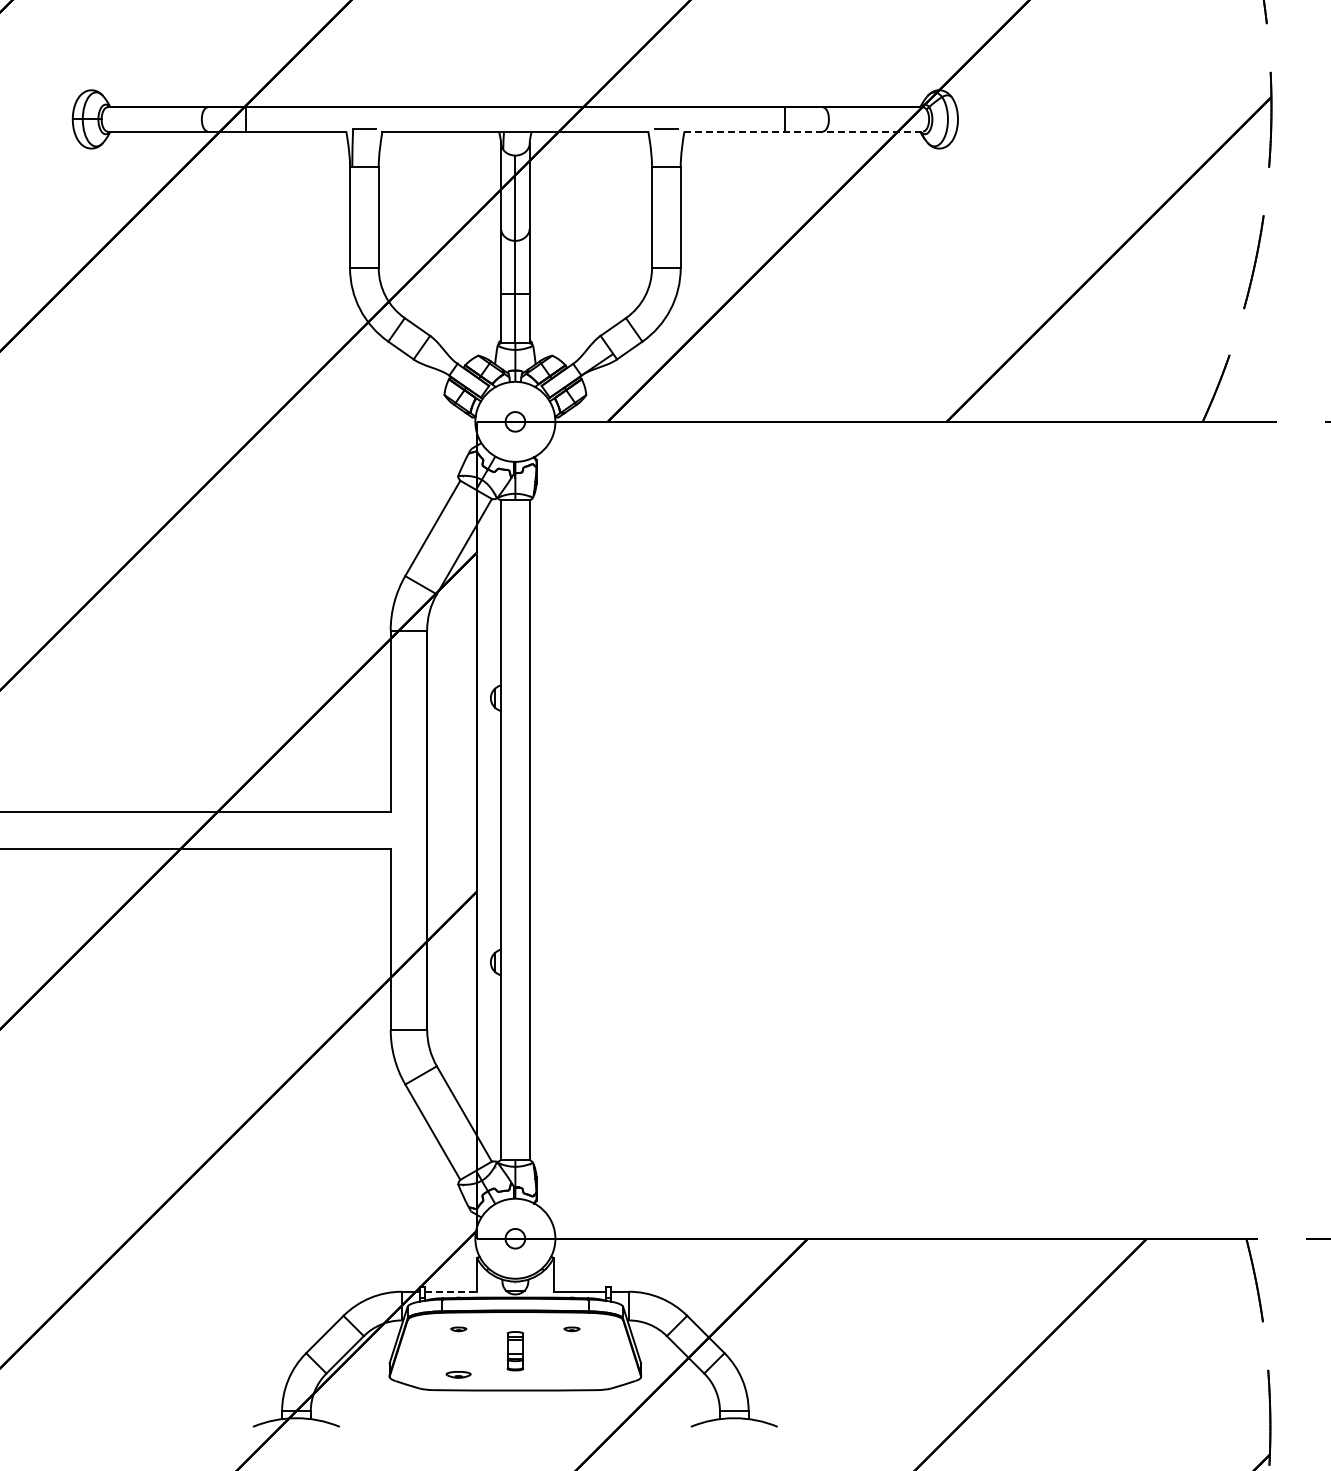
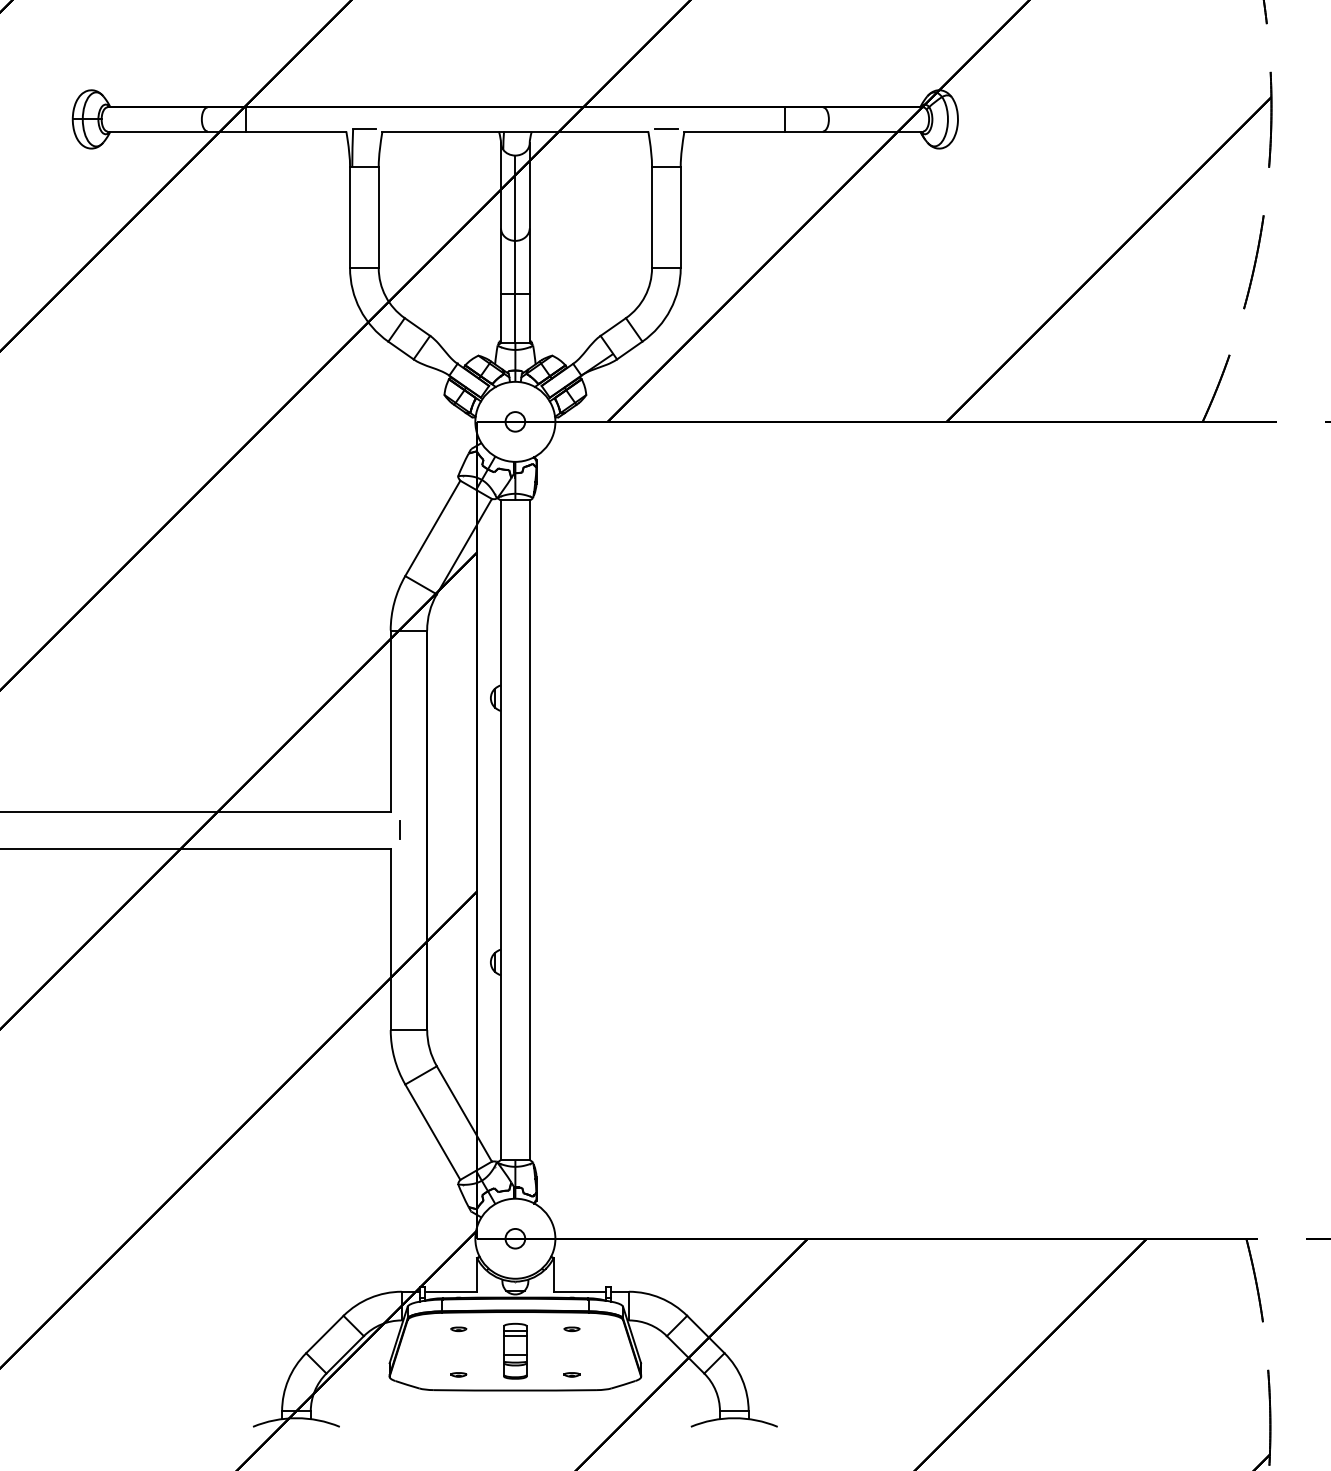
line: dashed -> solid (804, 131)
line: none -> present (399, 829)
line: dashed -> solid (451, 1291)
part size: 18x41 px -> 25x58 px (515, 1350)
part size: 27x8 px -> 18x6 px (458, 1374)
part: none -> present (571, 1374)
